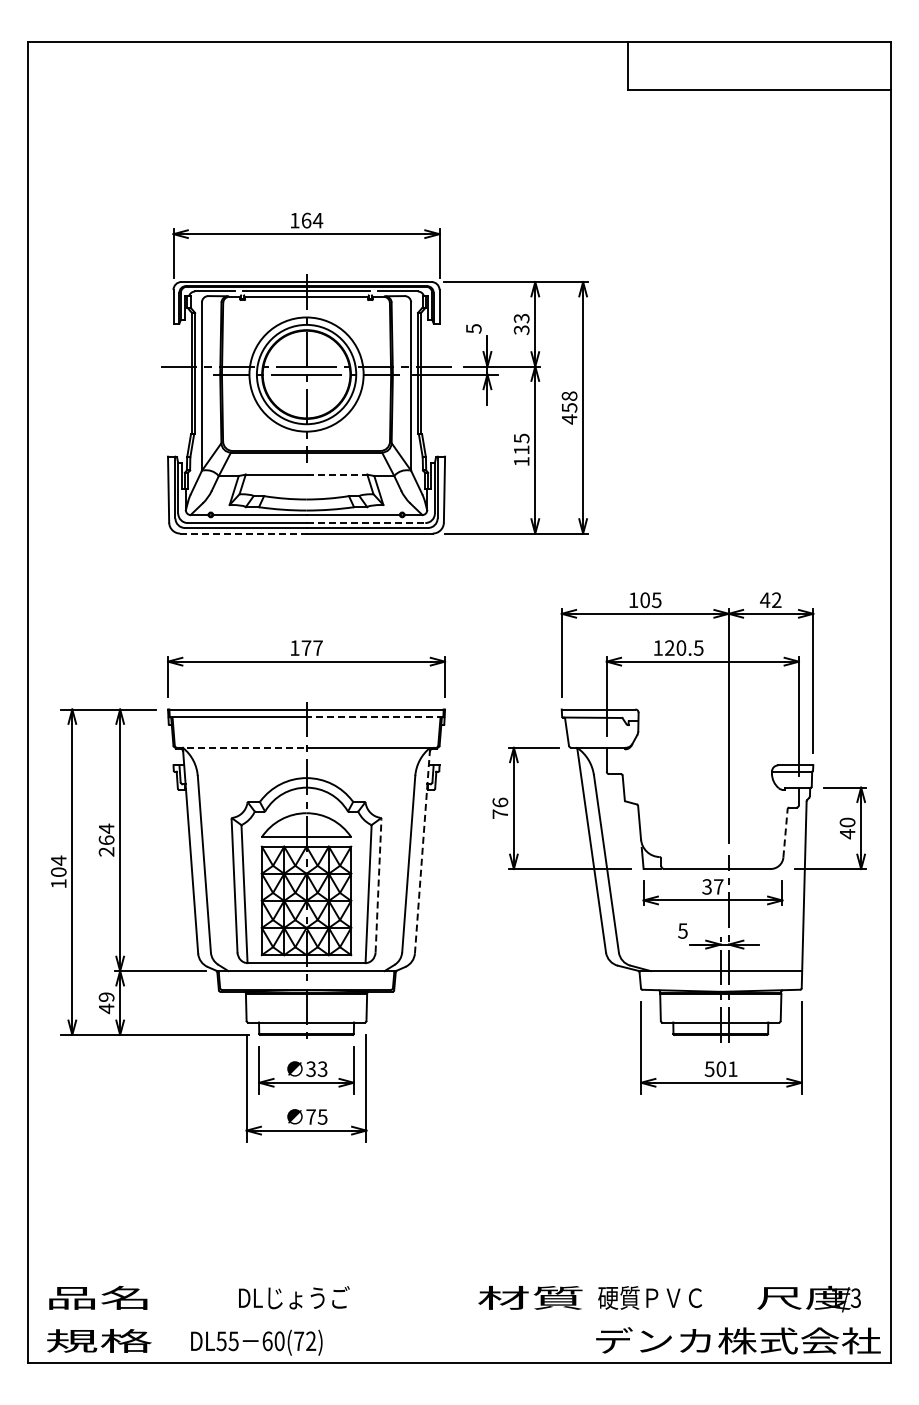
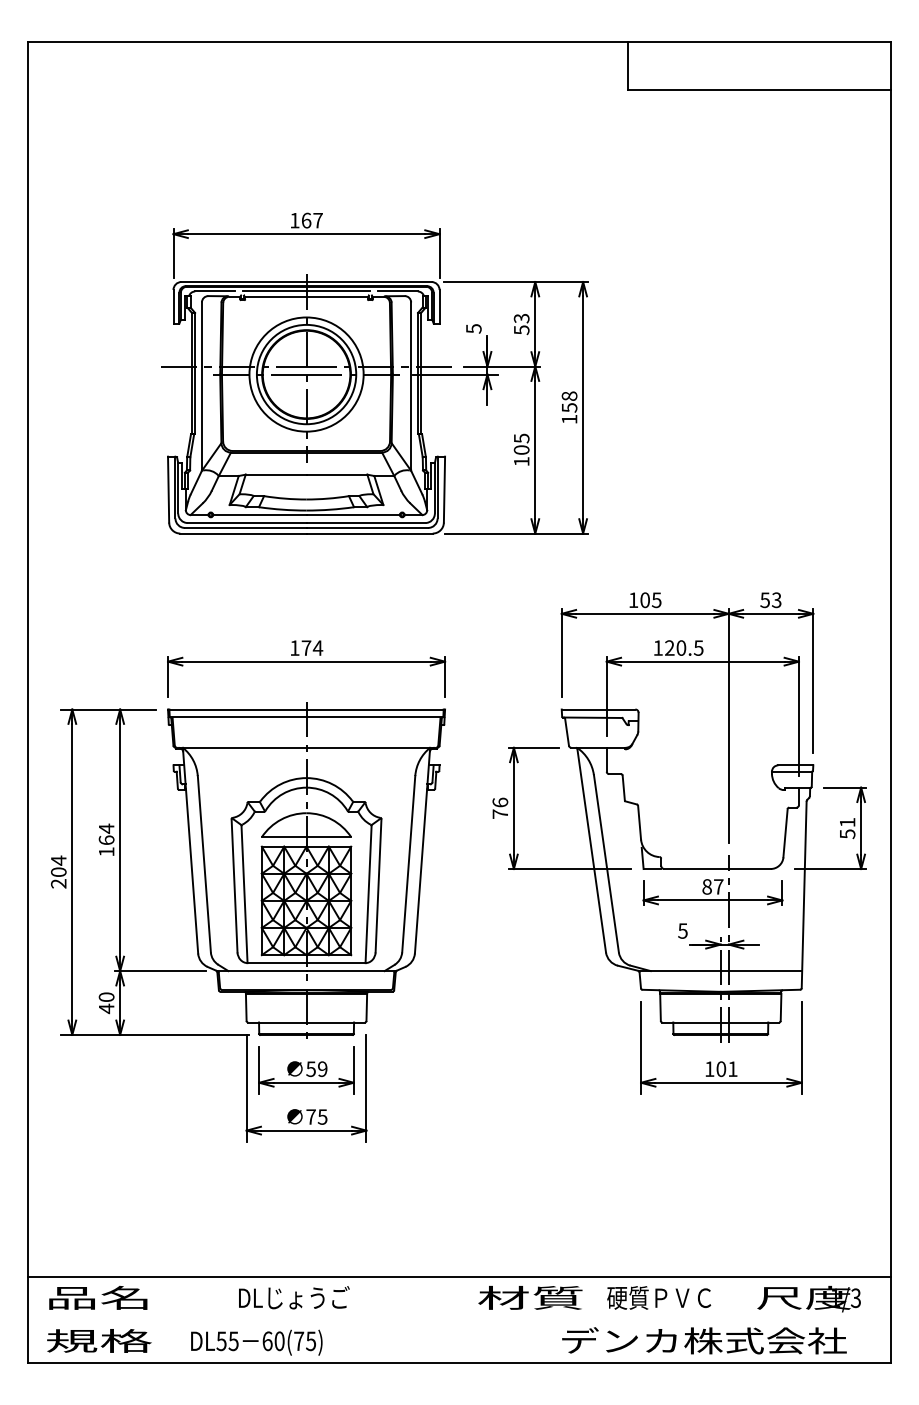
text: 164 -> 167 (317, 220)
text: 33 -> 53 (520, 329)
text: 458 -> 158 (569, 419)
text: 115 -> 105 (521, 449)
line: dashed -> solid (337, 474)
line: dashed -> solid (366, 523)
line: dashed -> solid (243, 533)
text: 42 -> 53 (770, 600)
text: 177 -> 174 (317, 647)
line: dashed -> solid (375, 717)
line: dashed -> solid (241, 747)
text: 40 -> 51 (847, 828)
line: dashed -> solid (785, 832)
line: dashed -> solid (422, 850)
text: 264 -> 164 (106, 851)
text: 104 -> 204 (58, 883)
line: dashed -> solid (378, 885)
text: 37 -> 87 (706, 886)
text: 49 -> 40 (106, 996)
text: 33 -> 59 (316, 1068)
text: 501 -> 101 (709, 1069)
line: none -> present (459, 1276)
text position: (650, 1297) -> (659, 1297) (659, 1297)
text position: (738, 1340) -> (704, 1340) (704, 1340)
text: 60(72) -> 60(75) (311, 1341)
